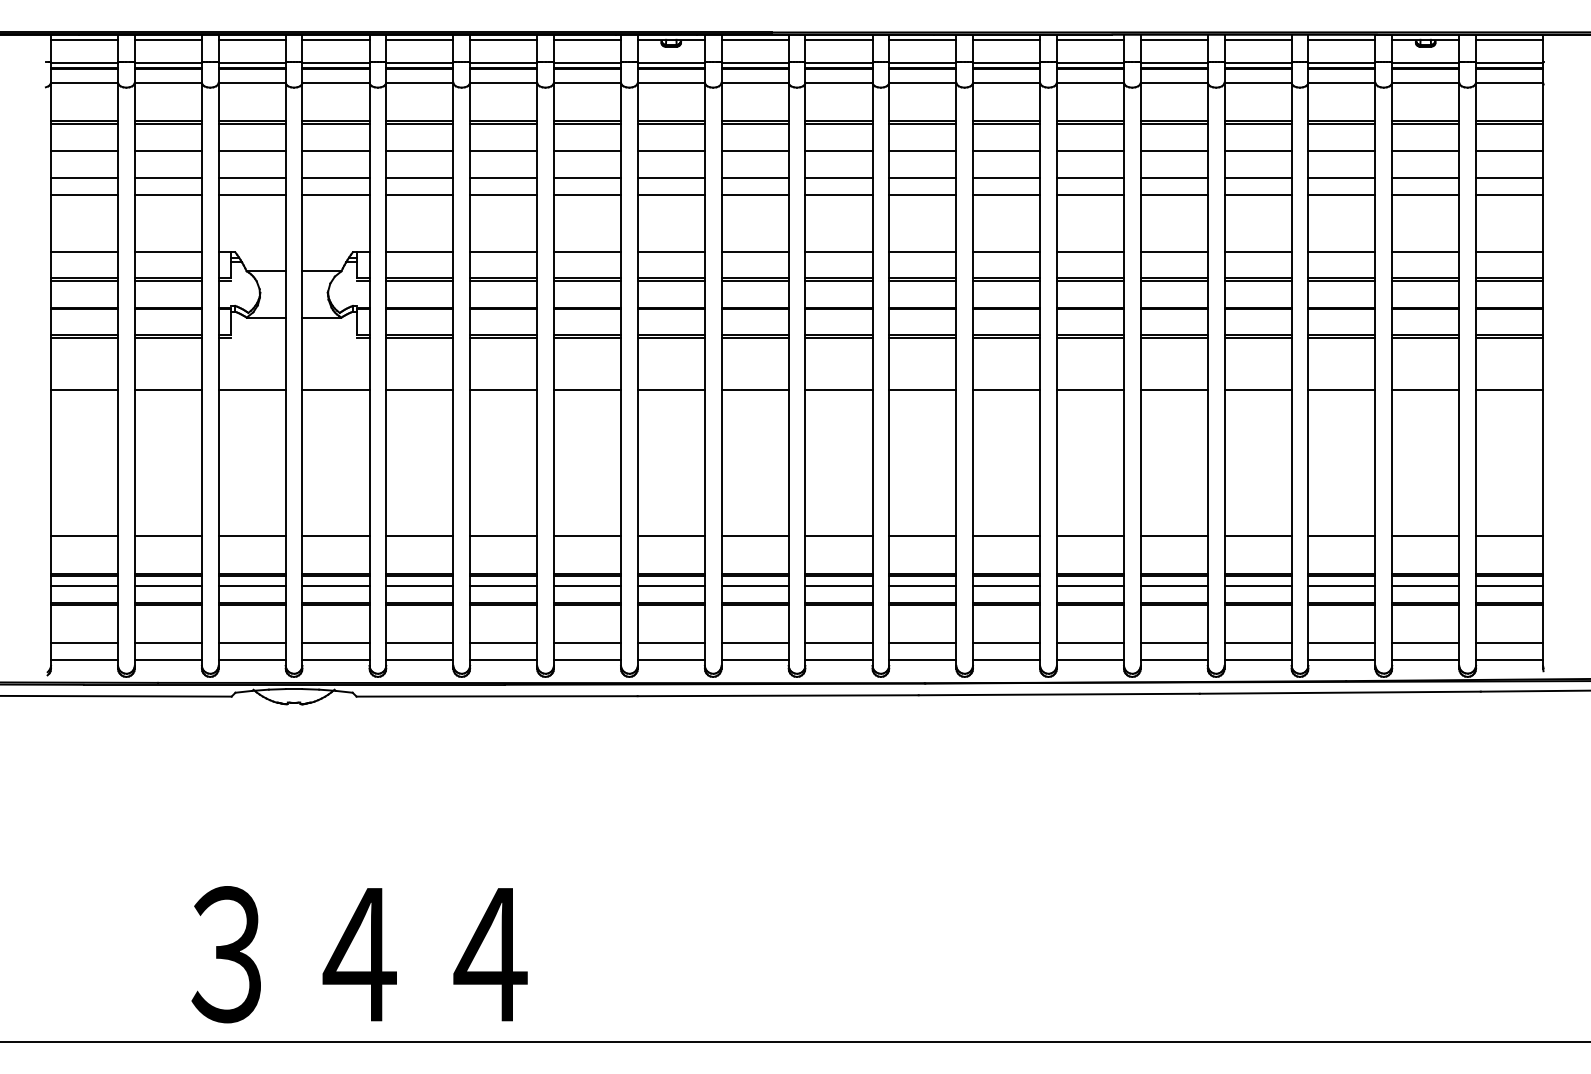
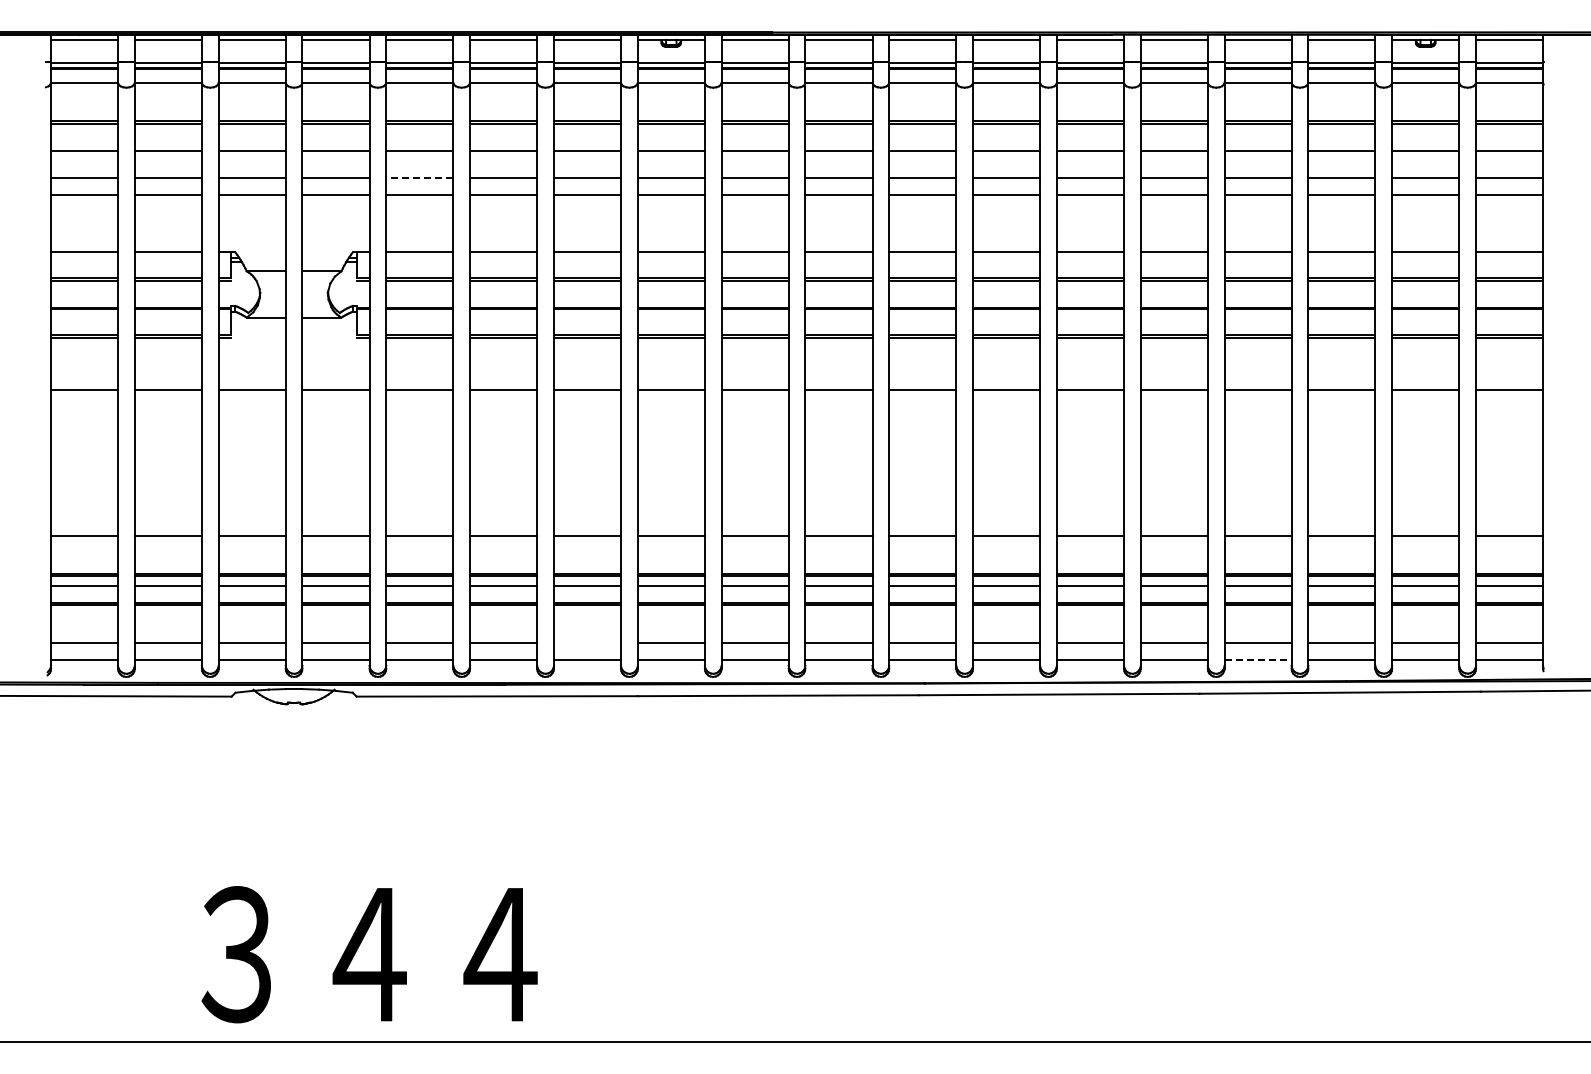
line: solid -> dashed (419, 177)
line: present -> none (587, 643)
line: solid -> dashed (1258, 660)
text position: (359, 954) -> (369, 954) (369, 954)
